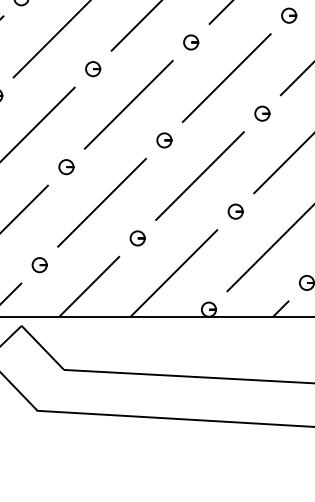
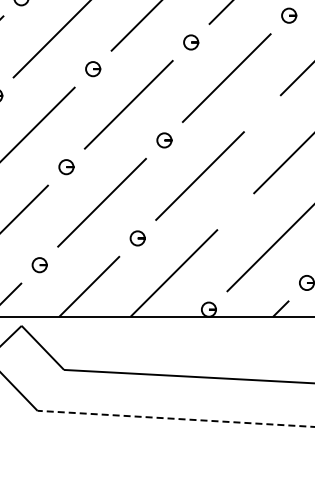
part: present -> none (262, 113)
part: present -> none (235, 211)
line: solid -> dashed (176, 418)
